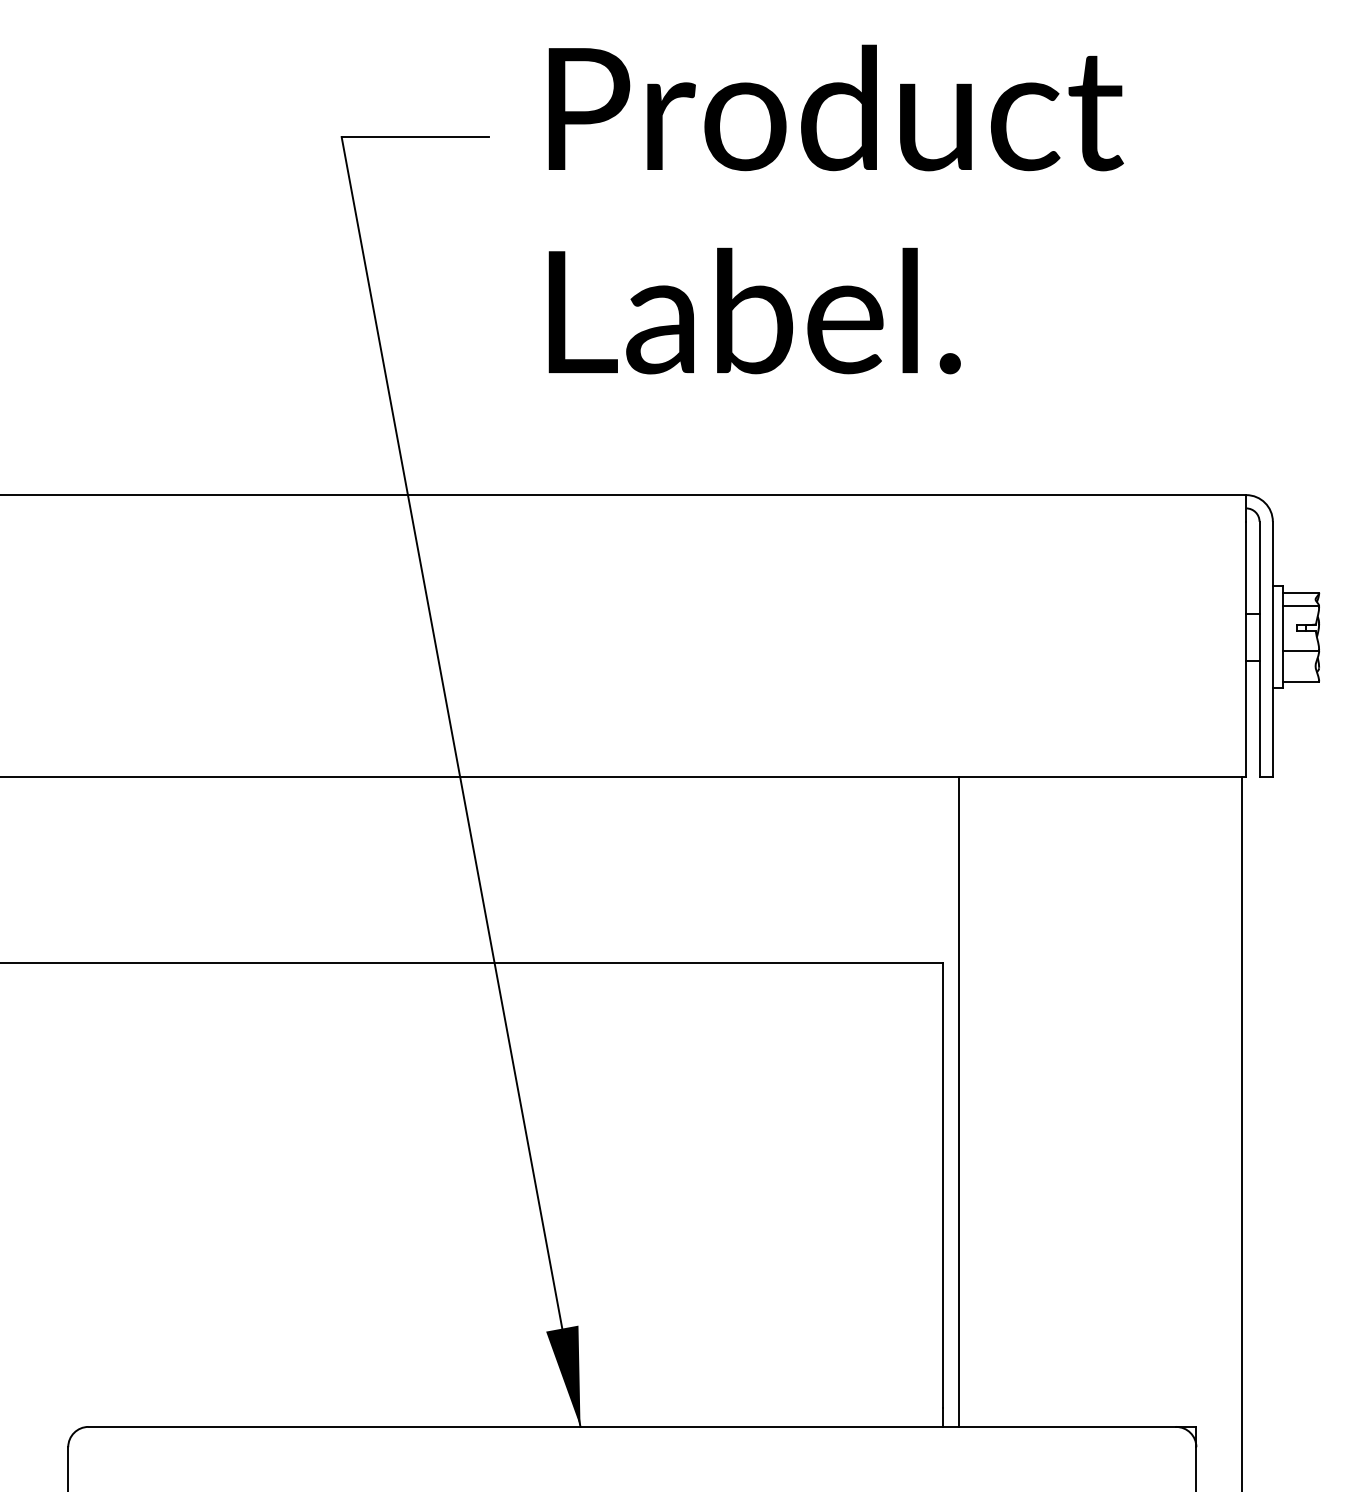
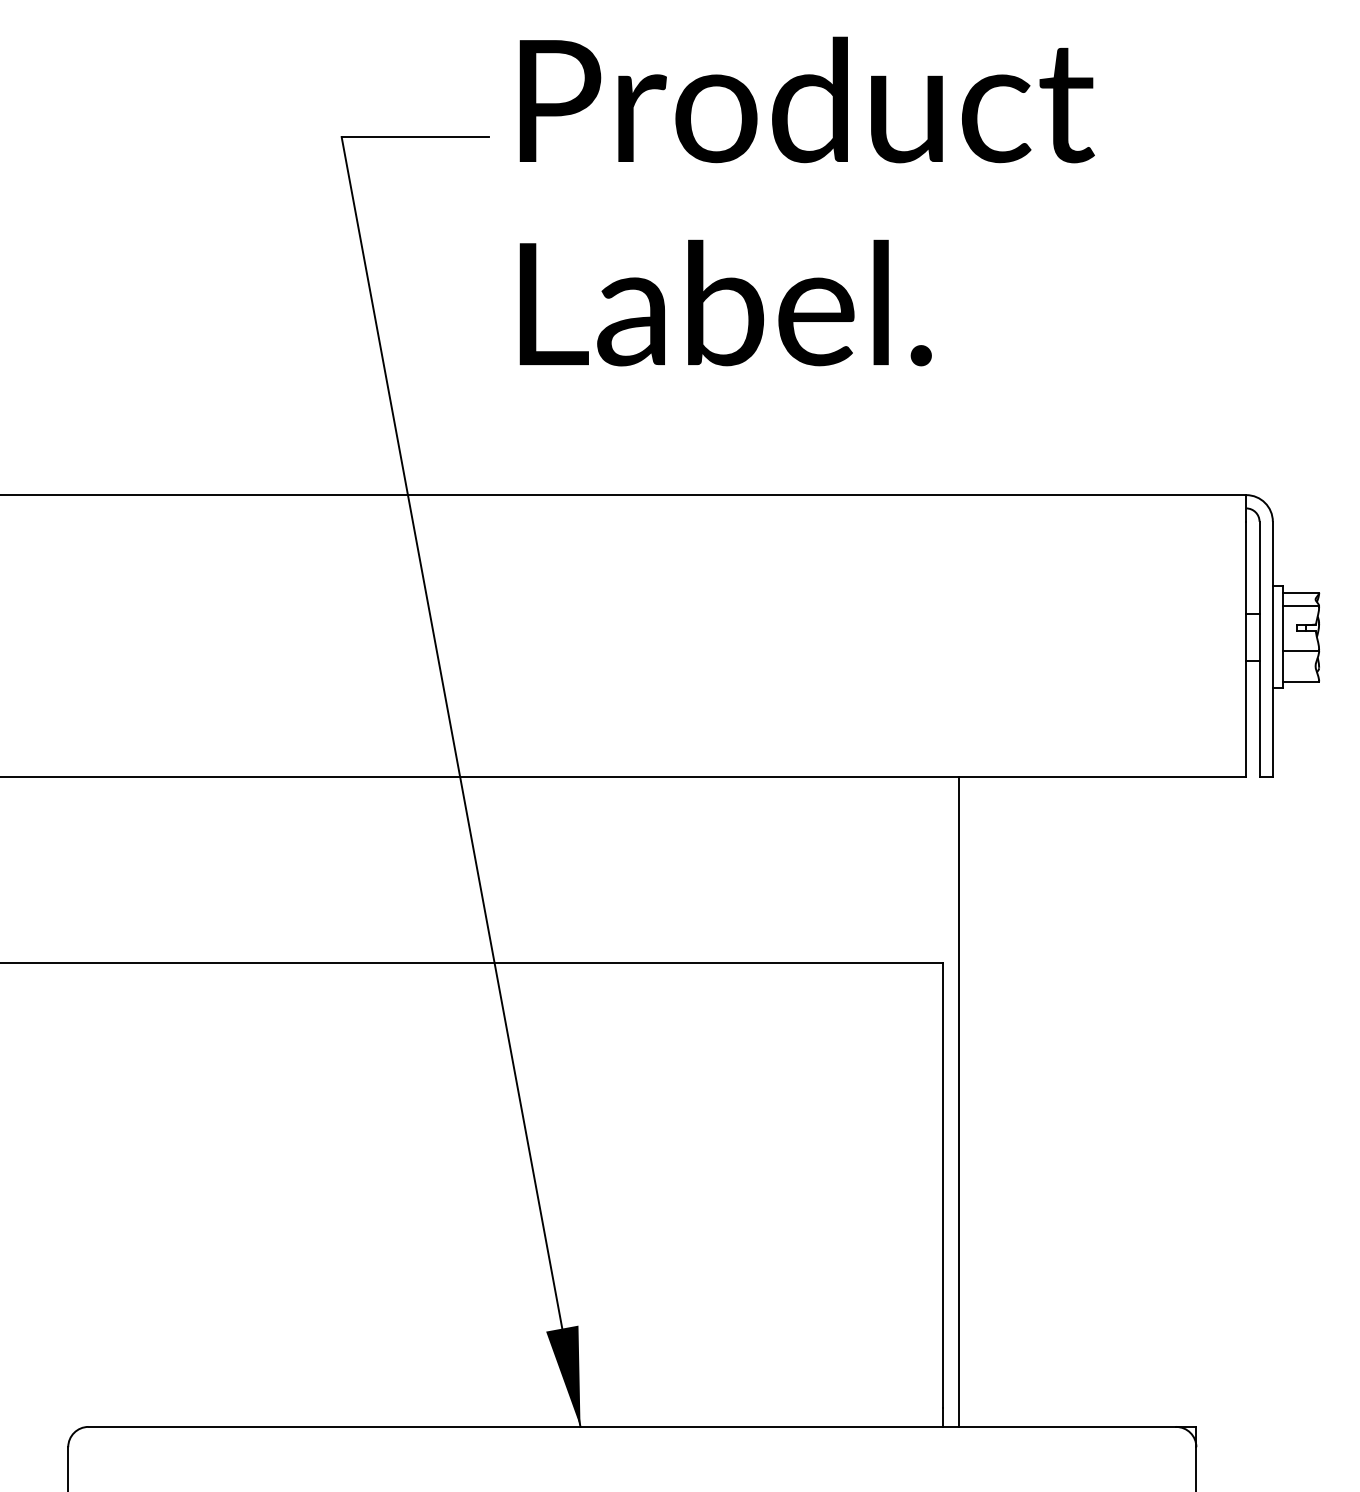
text position: (835, 209) -> (806, 201) (806, 201)
line: present -> none (1241, 1132)
